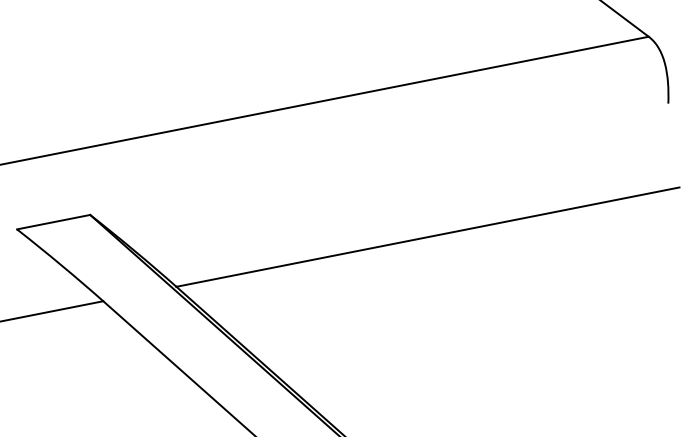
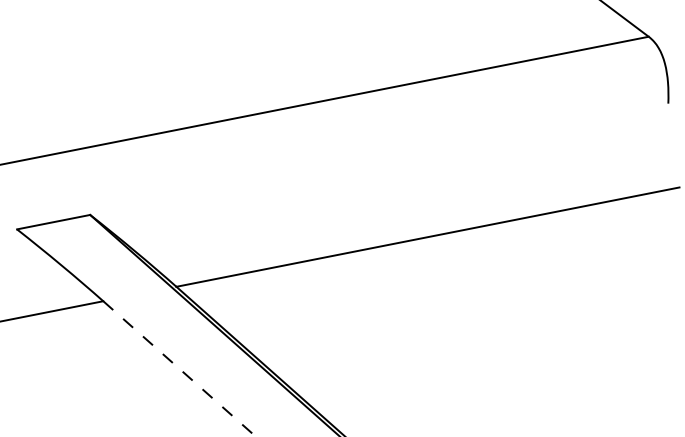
line: solid -> dashed (179, 368)
